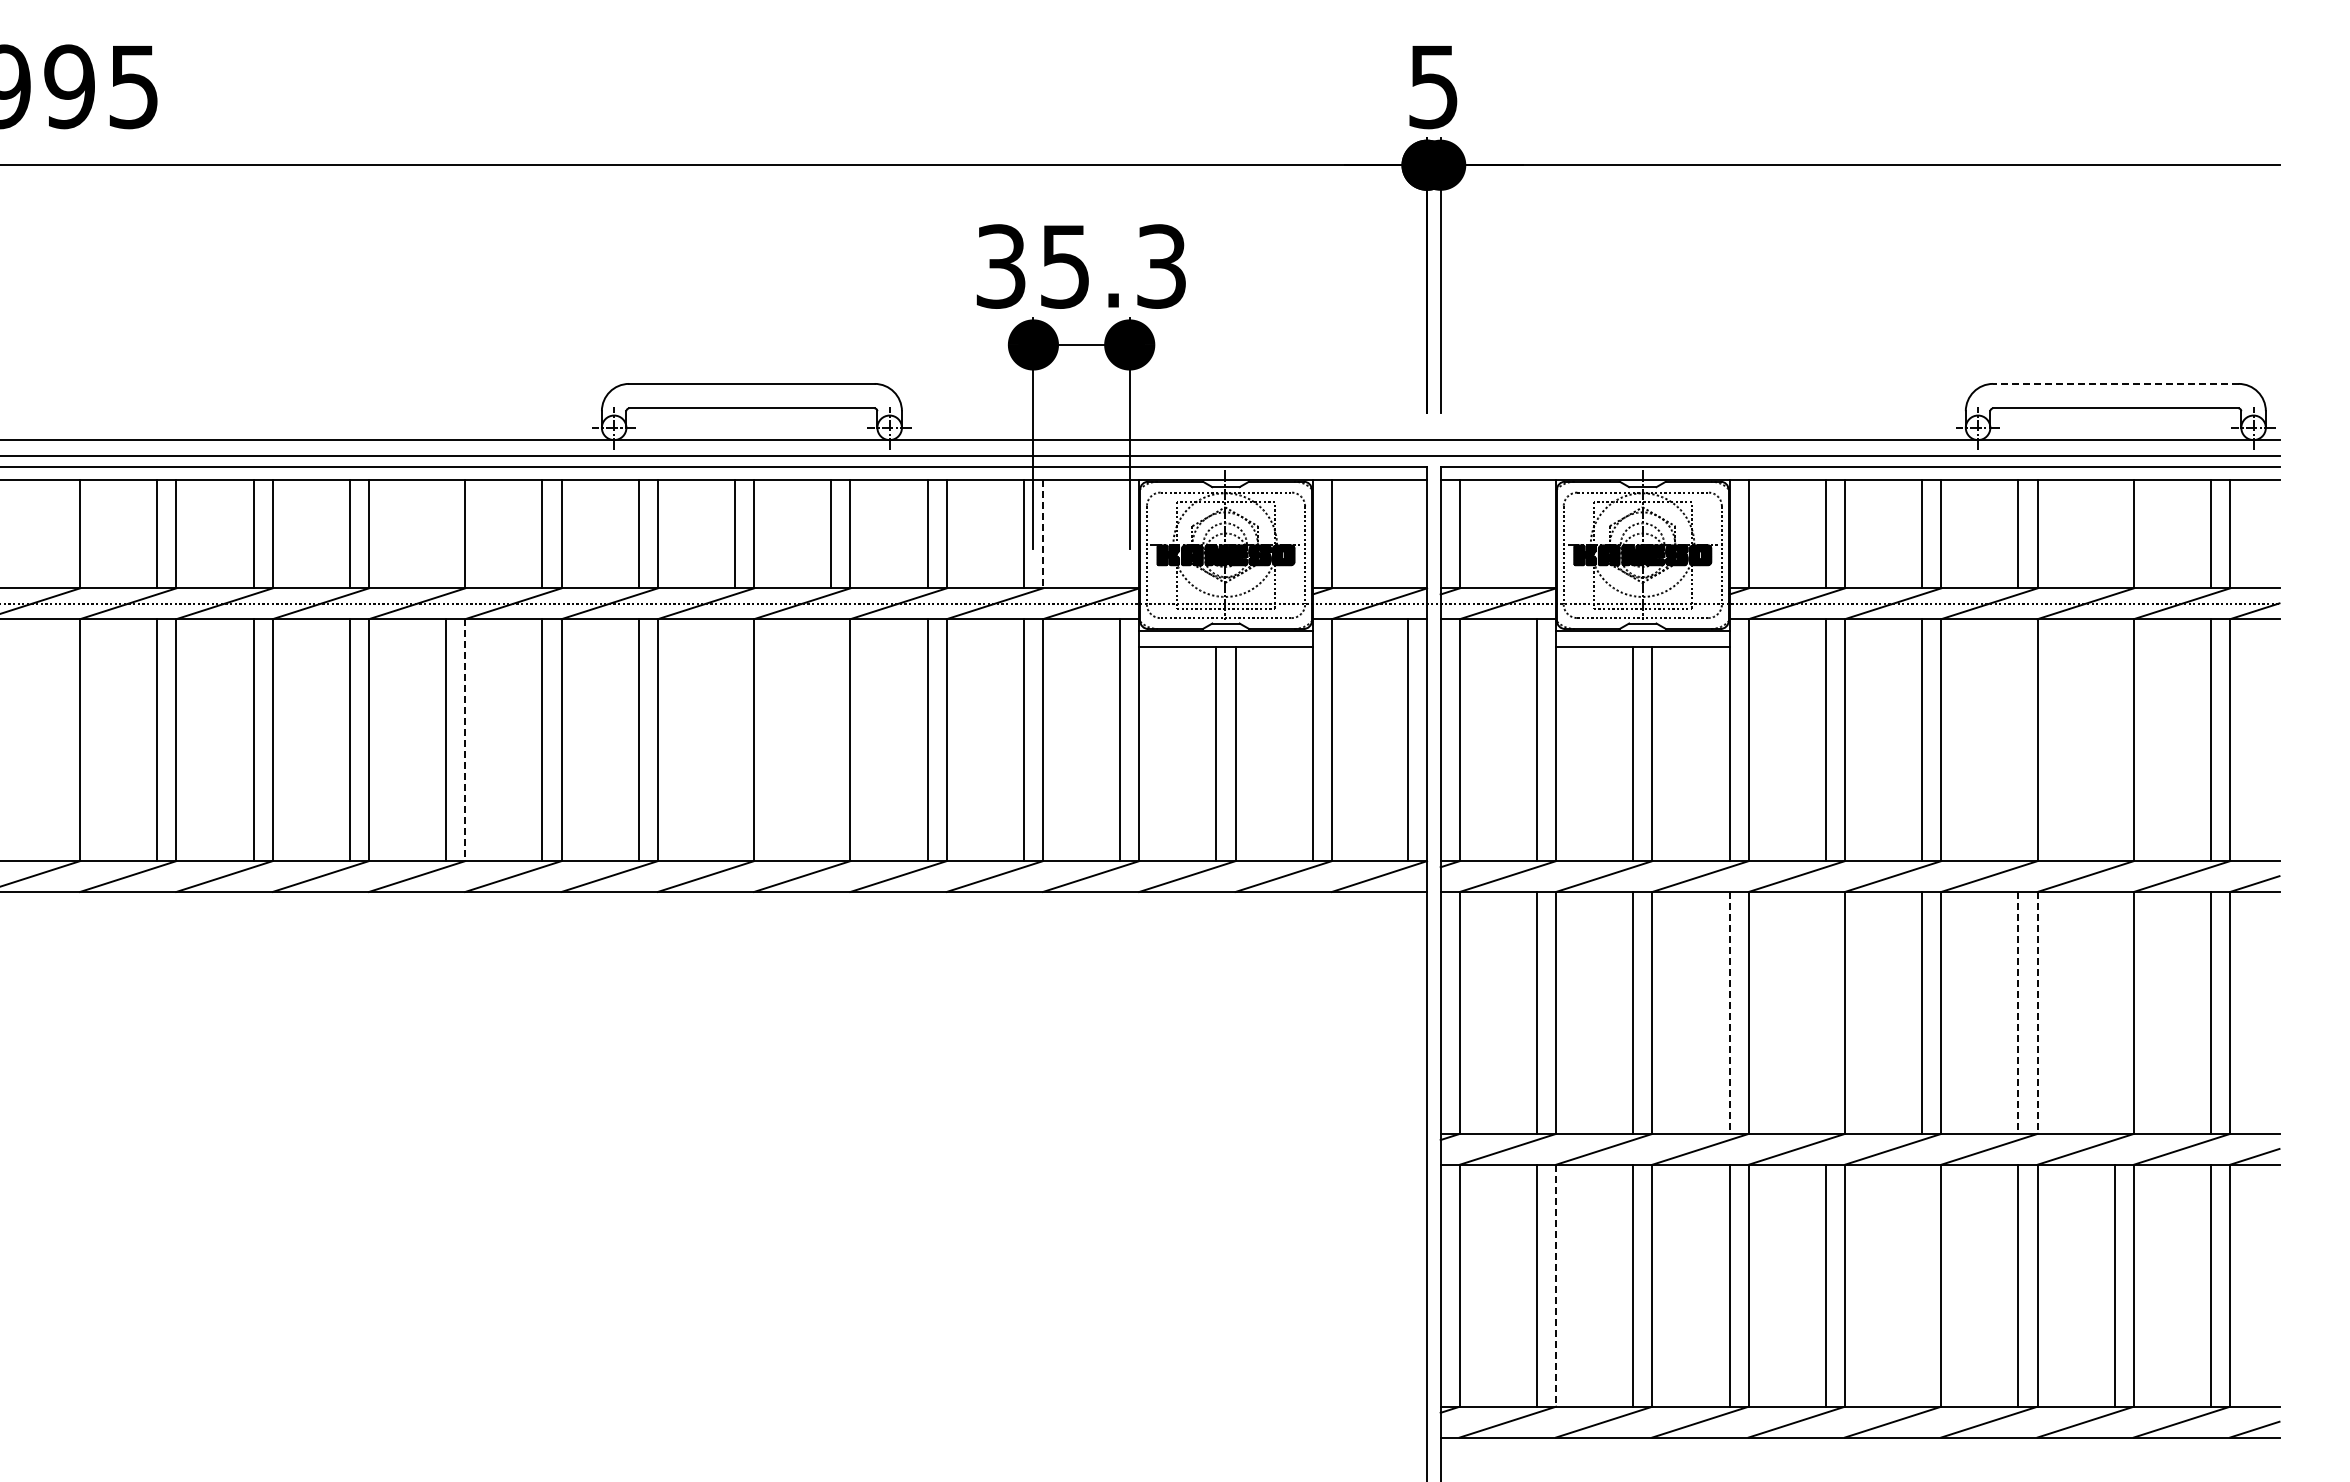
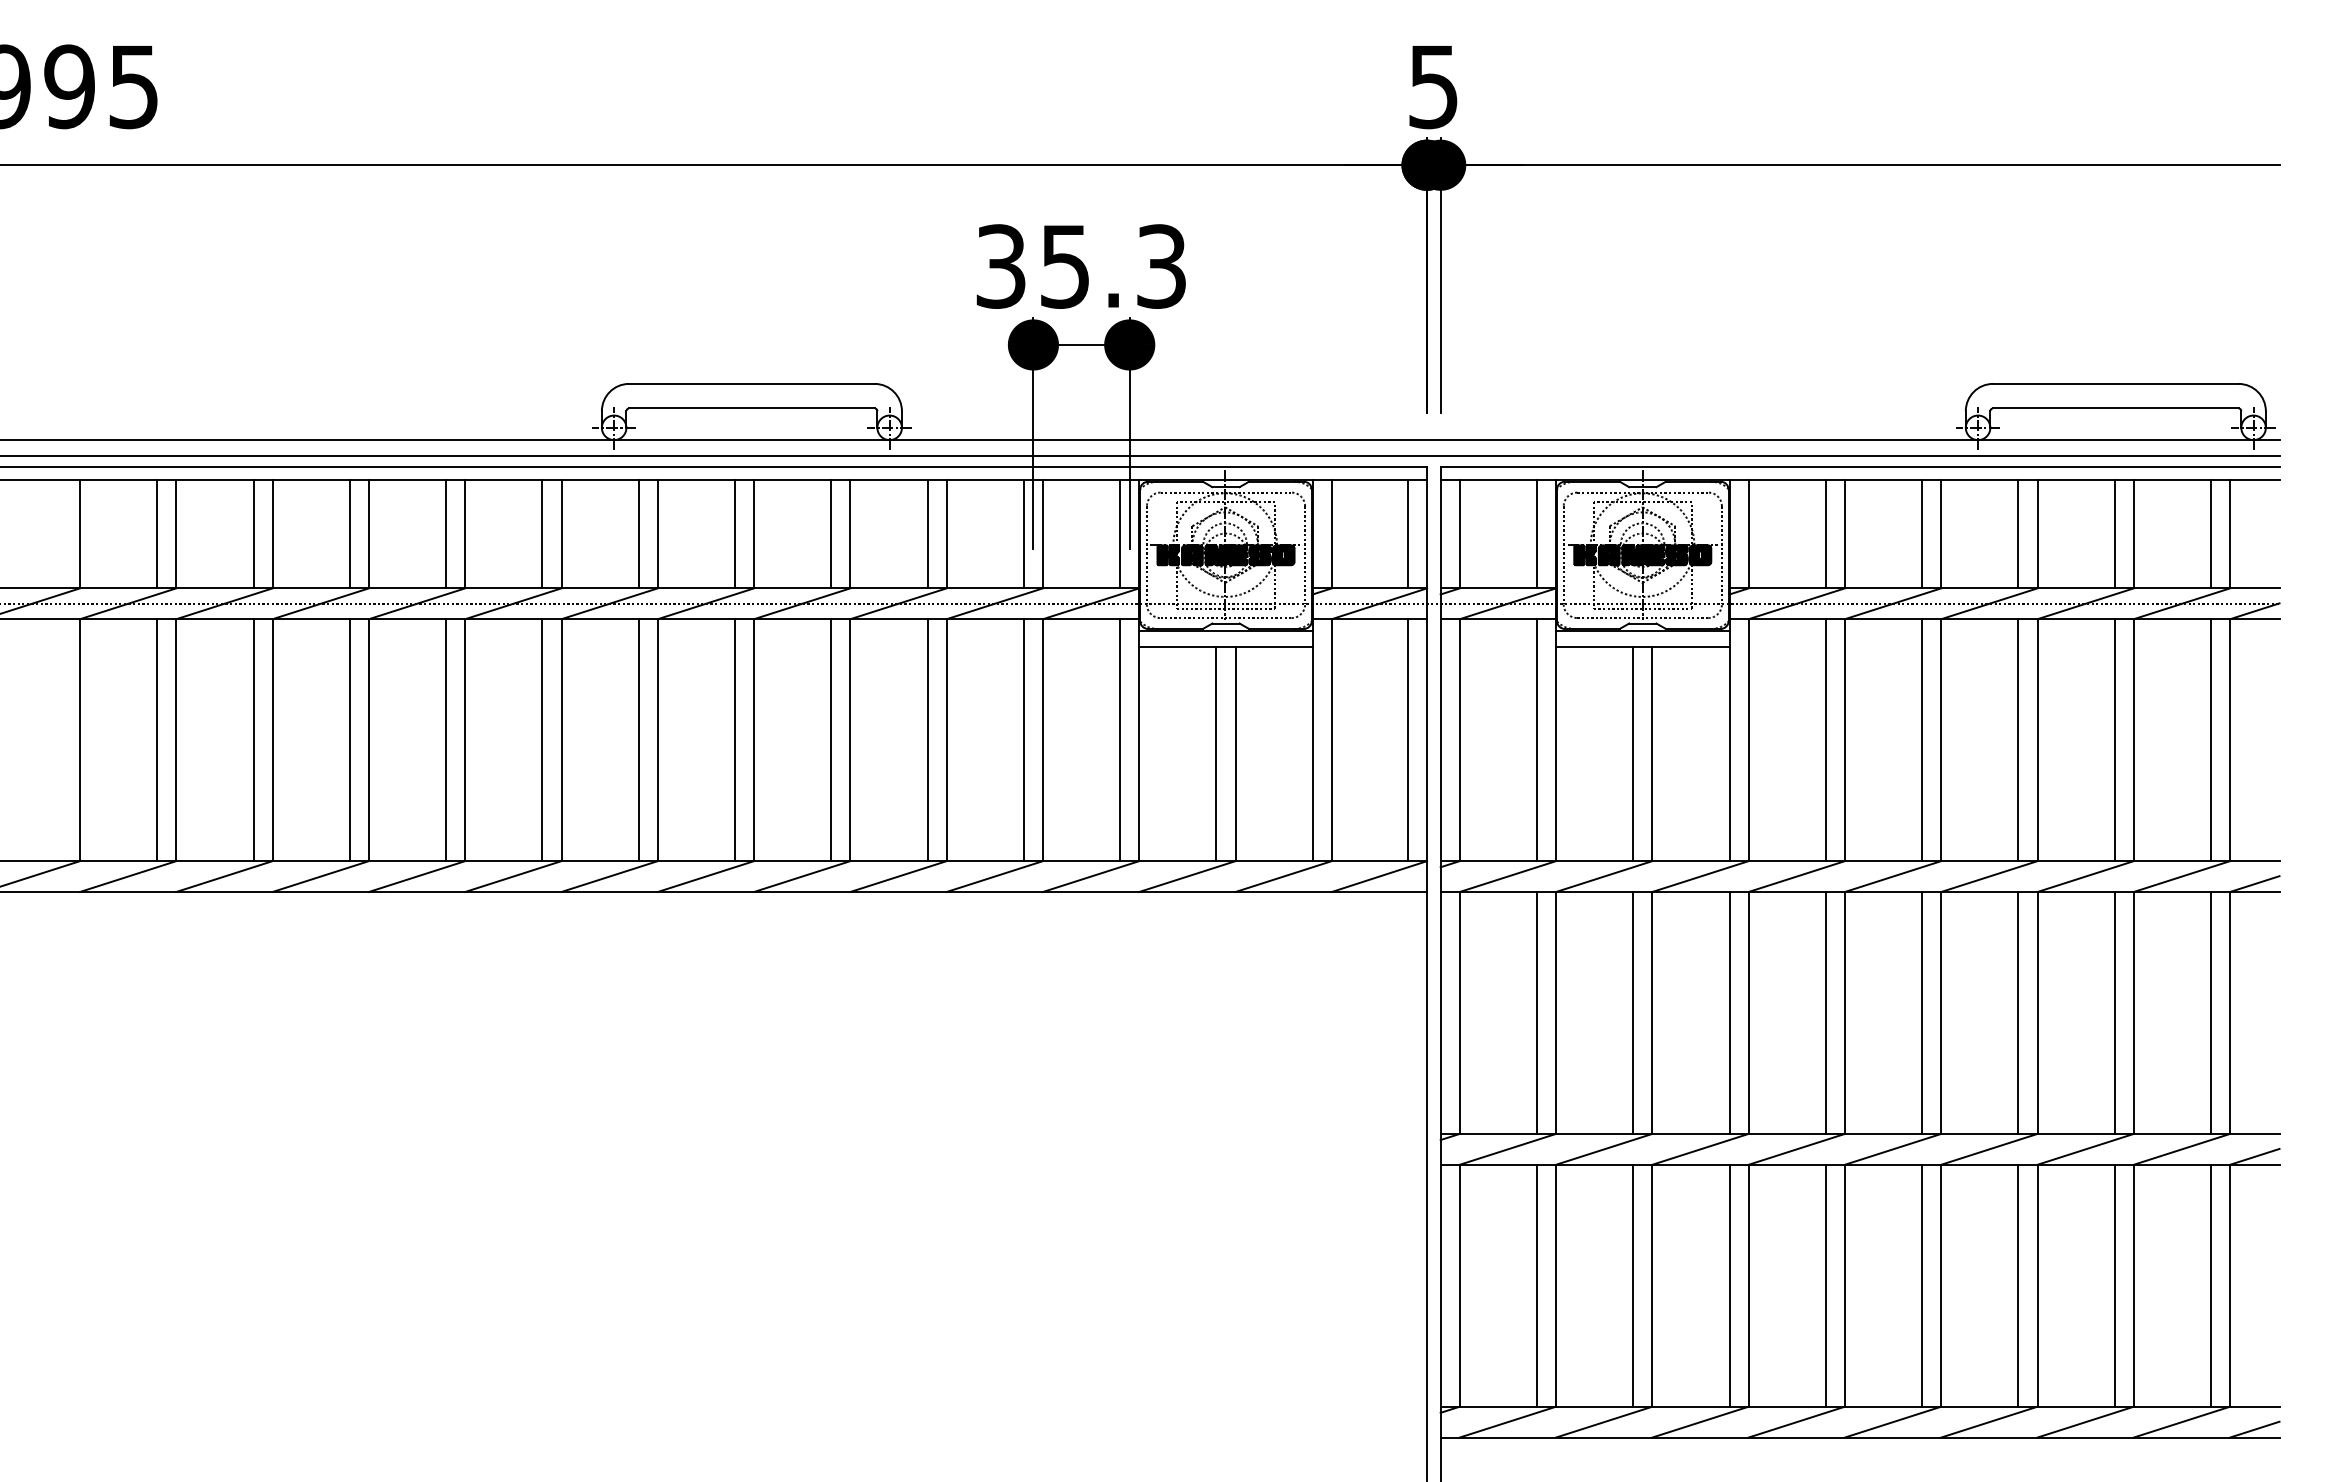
line: dashed -> solid (2115, 383)
line: none -> present (446, 533)
line: none -> present (1120, 533)
line: none -> present (1407, 533)
line: none -> present (1536, 533)
line: none -> present (2114, 533)
line: dashed -> solid (1042, 534)
line: dashed -> solid (465, 740)
line: none -> present (735, 740)
line: none -> present (831, 740)
line: none -> present (2018, 740)
line: none -> present (2114, 740)
line: dashed -> solid (1729, 1012)
line: none -> present (1825, 1012)
line: dashed -> solid (2018, 1012)
line: dashed -> solid (2037, 1012)
line: none -> present (2114, 1012)
line: dashed -> solid (1556, 1285)
line: none -> present (1922, 1285)
